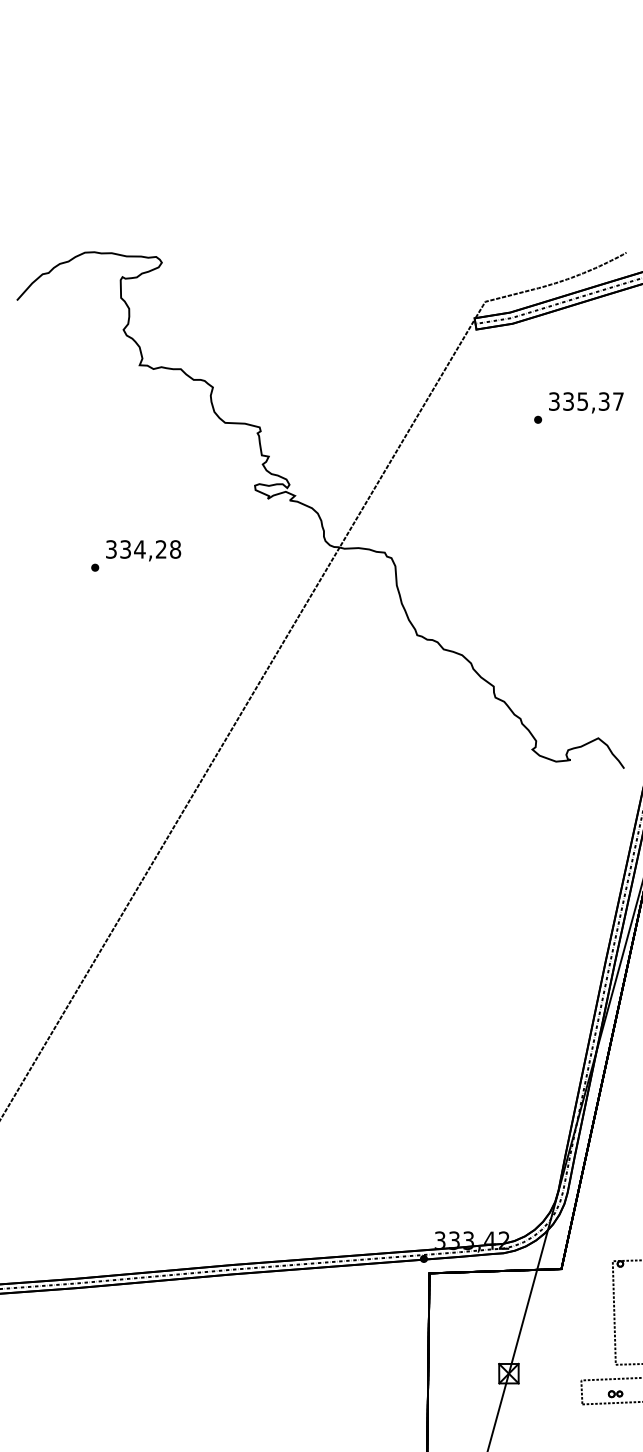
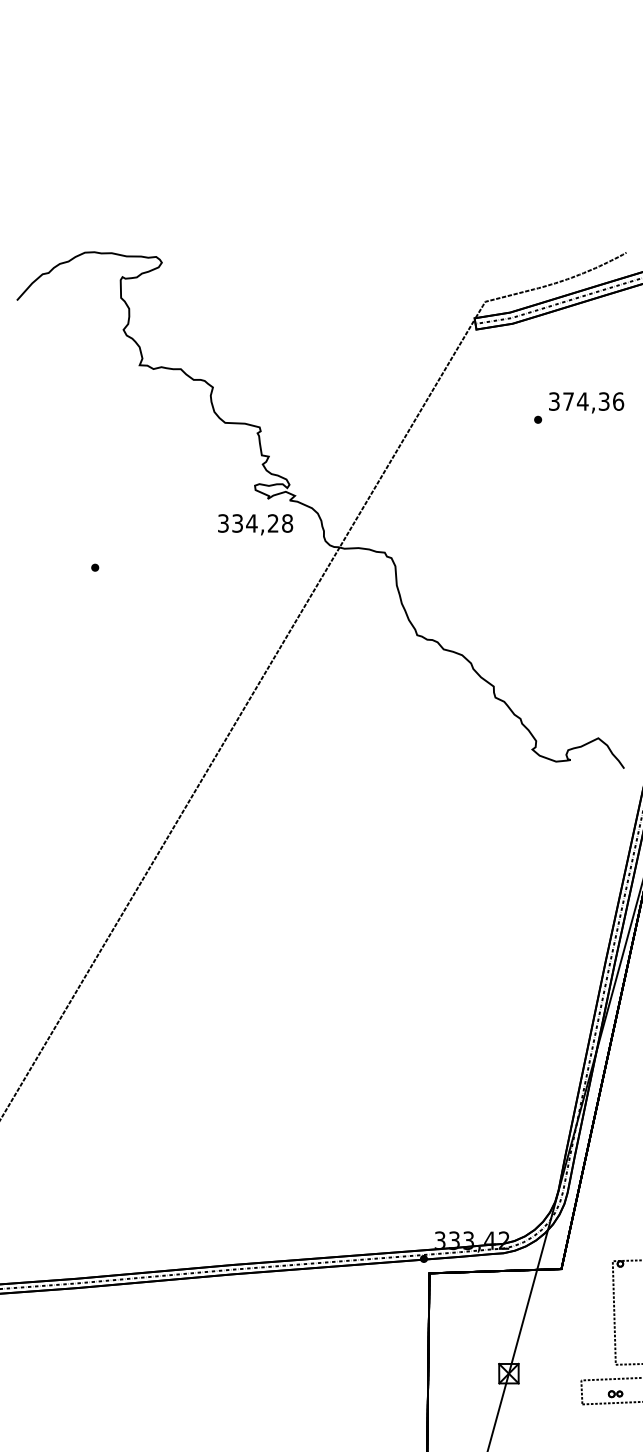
text: 335,37 -> 374,36 (593, 401)
text position: (143, 550) -> (255, 524) (255, 524)
